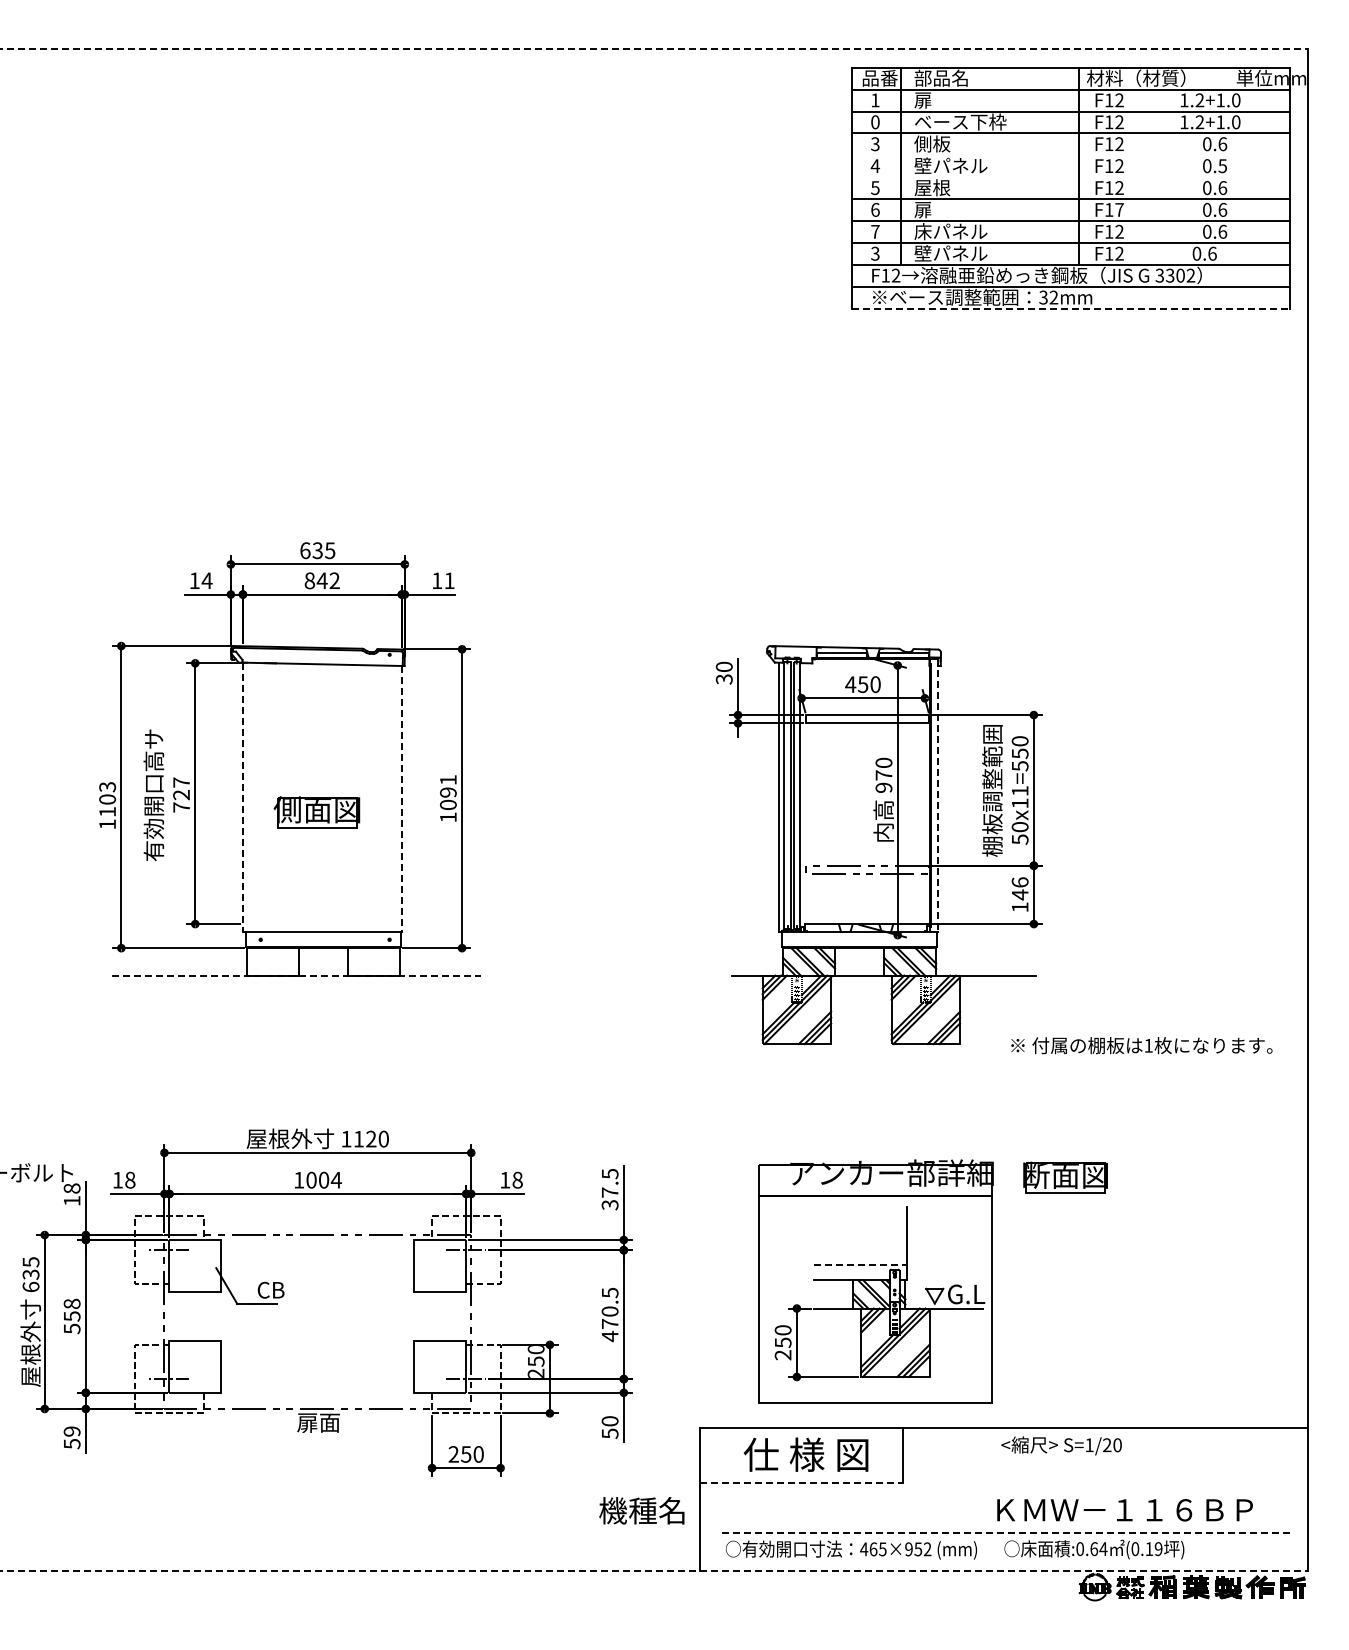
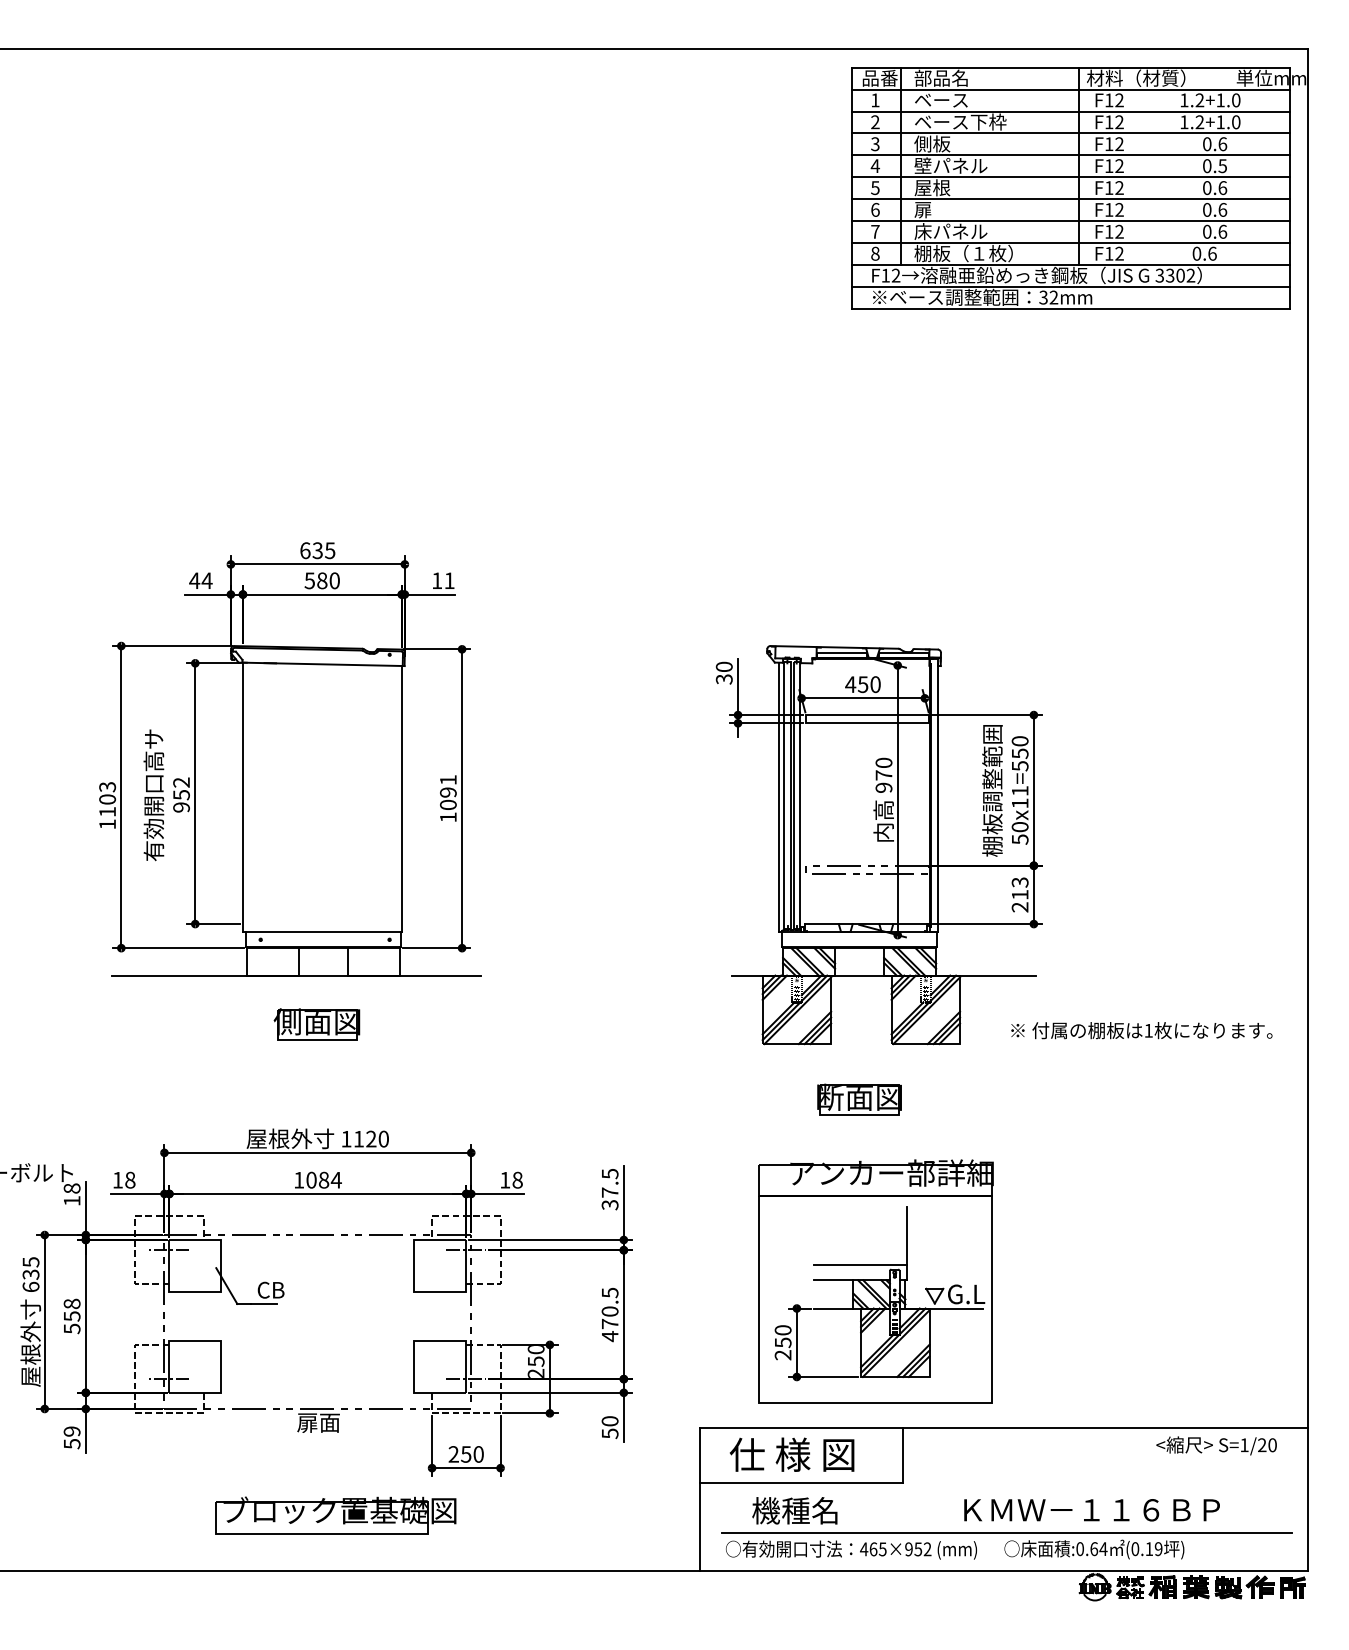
line: dashed -> solid (654, 49)
text: 扉 -> ベース (940, 100)
text: 0 -> 2 (875, 122)
line: none -> present (1070, 155)
line: none -> present (1070, 177)
text: F17 -> F12 (1119, 209)
text: 3 -> 8 (875, 253)
text: 壁パネル -> 棚板（１枚） (963, 253)
line: dashed -> solid (1071, 308)
text: 14 -> 44 (194, 580)
text: 842 -> 580 (321, 580)
text: 727 -> 952 (181, 794)
line: dashed -> solid (938, 795)
line: dashed -> solid (242, 797)
line: dashed -> solid (401, 799)
part position: (316, 812) -> (316, 1024) (316, 1024)
text: 146 -> 213 (1019, 894)
line: dashed -> solid (296, 975)
text position: (1141, 1045) -> (1141, 1030) (1141, 1030)
part position: (1065, 1177) -> (859, 1099) (859, 1099)
text: 1004 -> 1084 (324, 1180)
line: dashed -> solid (860, 1265)
text position: (1061, 1445) -> (1216, 1445) (1216, 1445)
text position: (805, 1454) -> (791, 1454) (791, 1454)
line: dashed -> solid (801, 1482)
text position: (641, 1510) -> (794, 1510) (794, 1510)
text position: (1124, 1510) -> (1091, 1510) (1091, 1510)
part: none -> present (335, 1515)
line: dashed -> solid (1006, 1532)
line: dashed -> solid (654, 1570)
